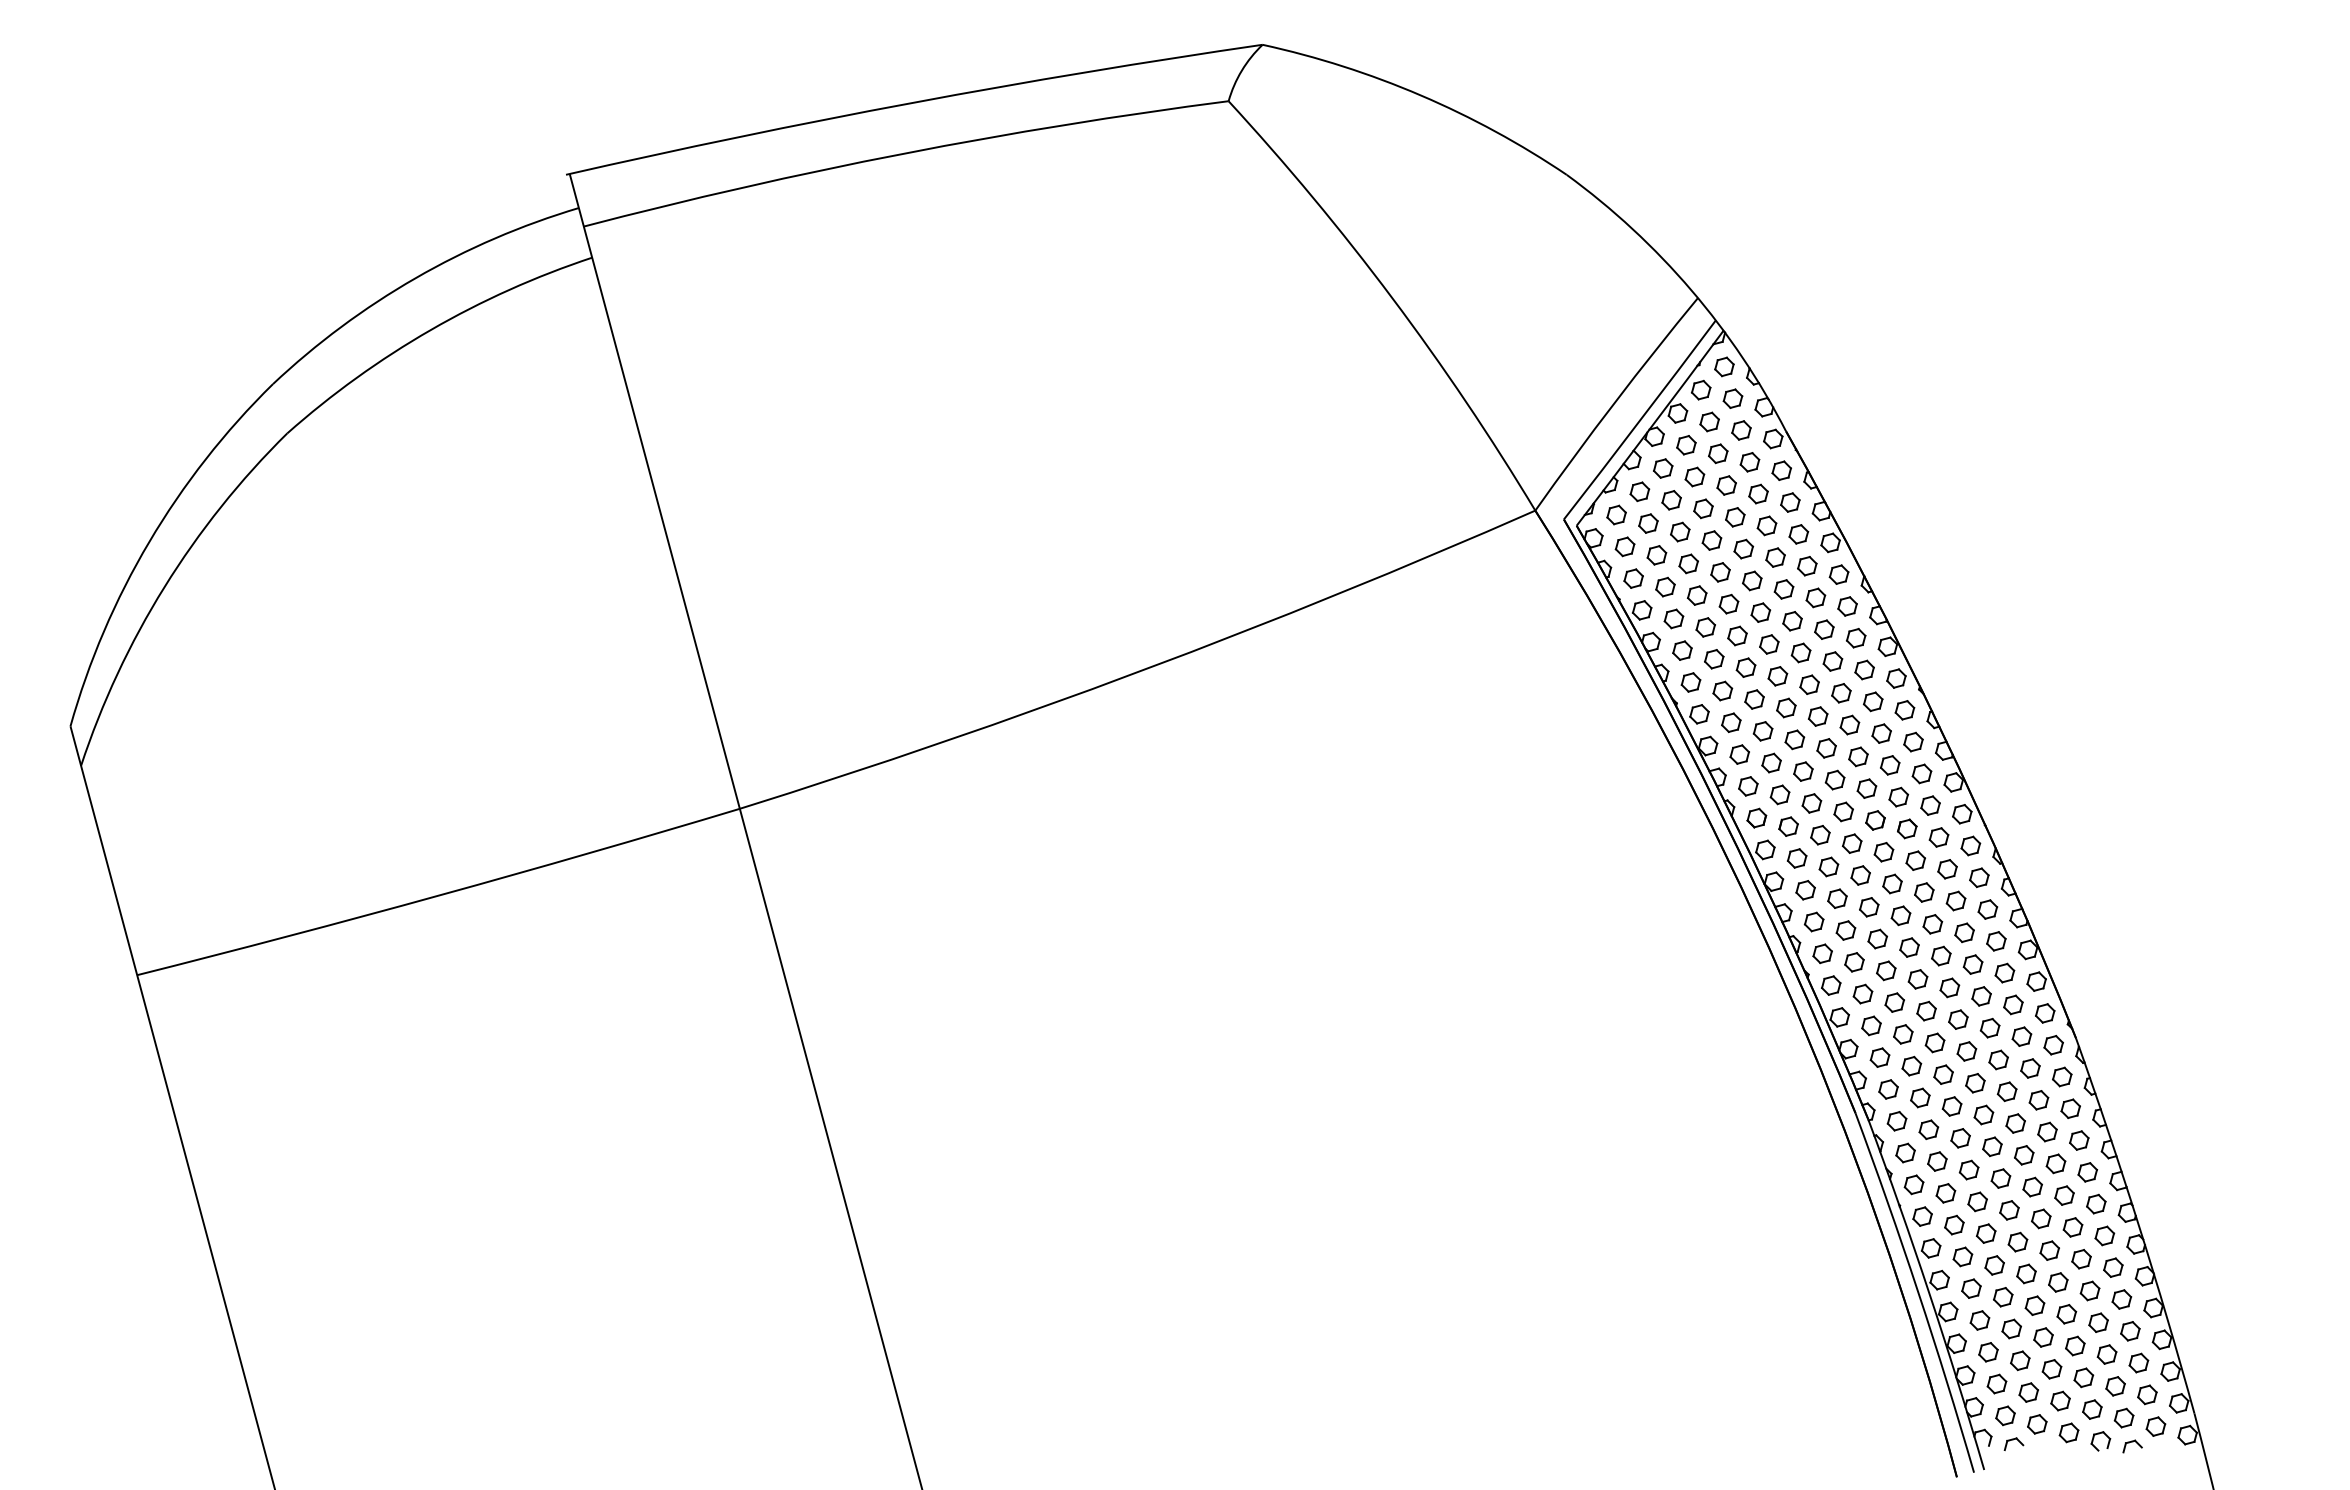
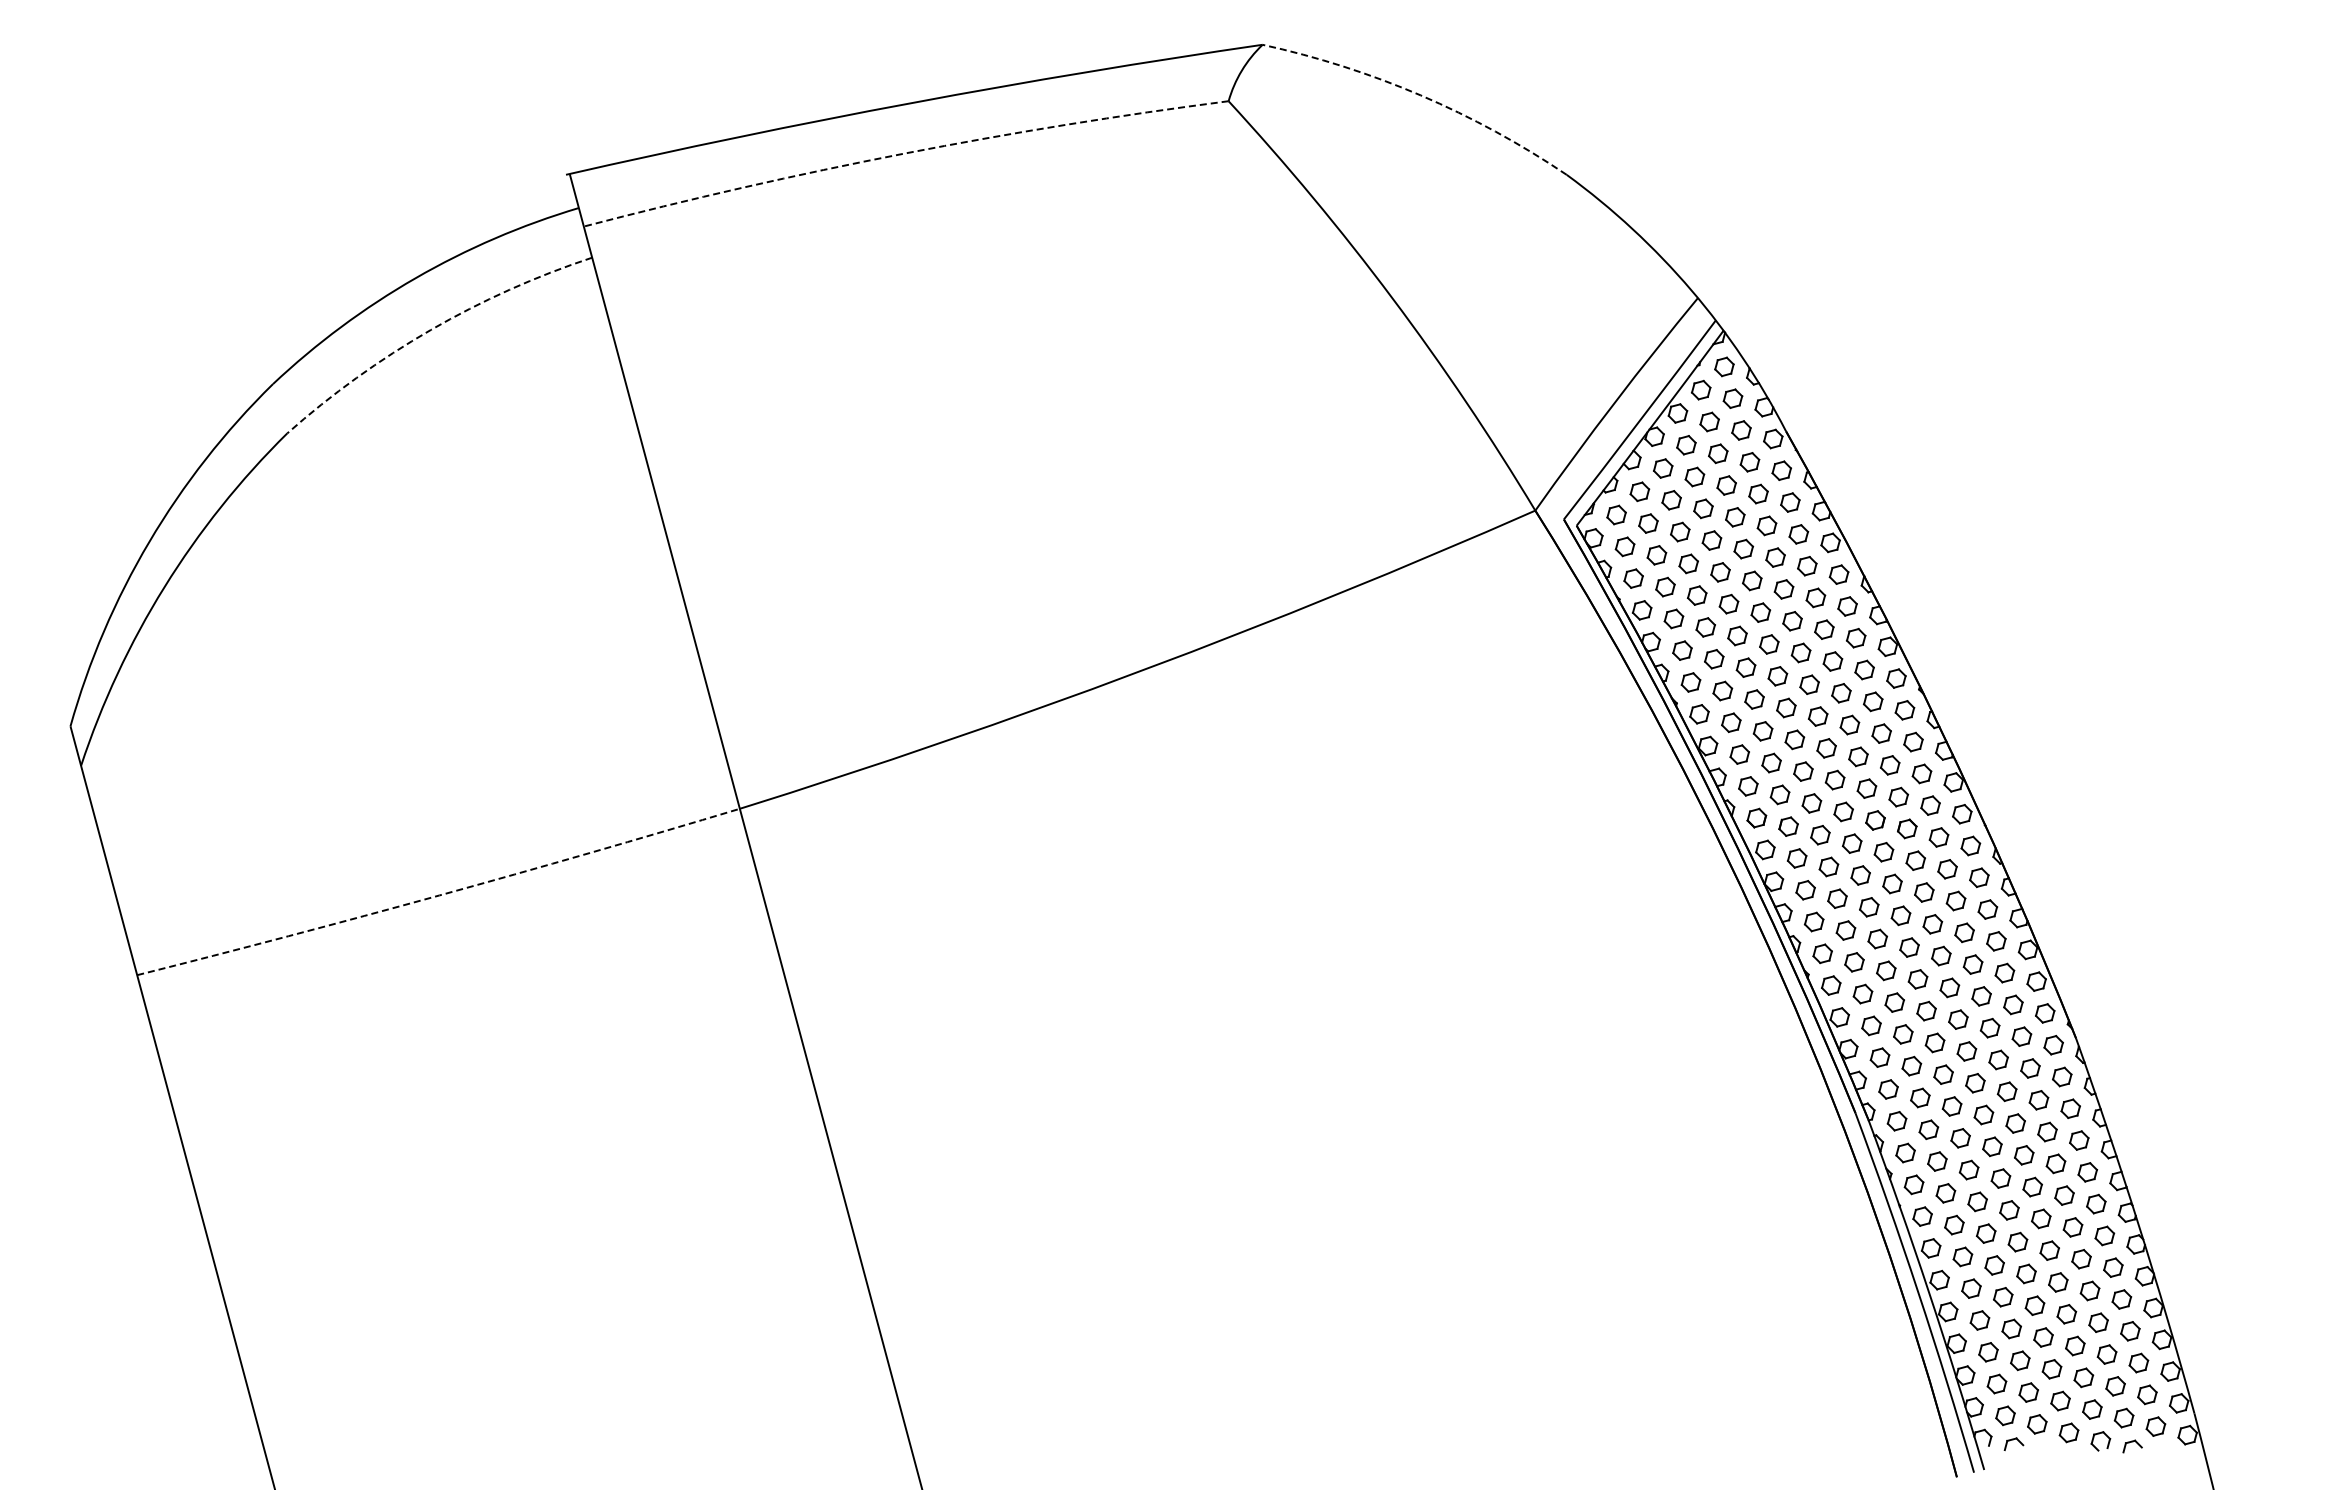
arc: solid -> dashed (1420, 95)
arc: solid -> dashed (904, 153)
arc: solid -> dashed (430, 329)
arc: solid -> dashed (439, 895)
